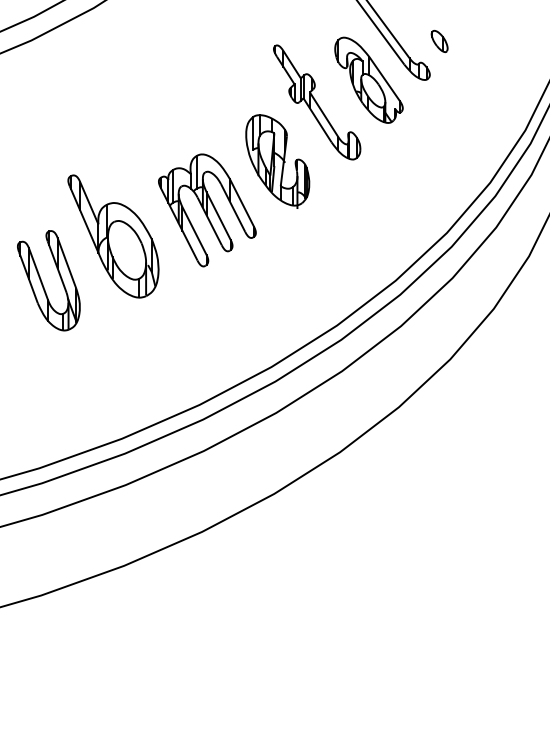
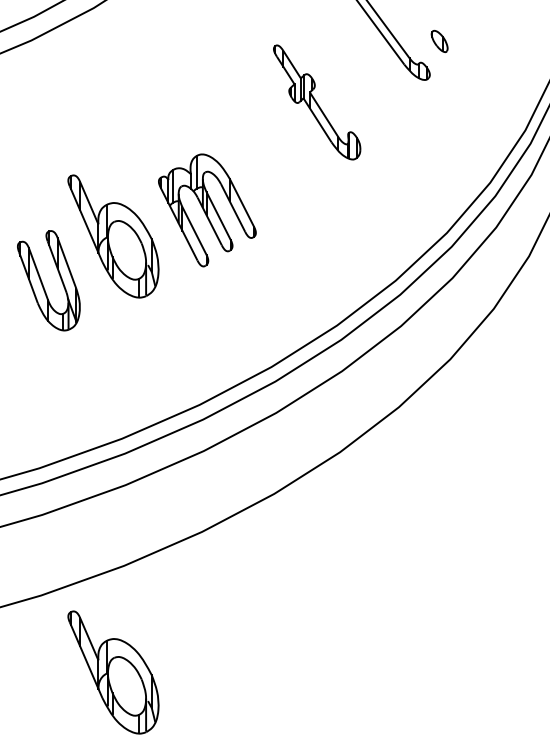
part: present -> none (368, 79)
part: present -> none (277, 161)
part: none -> present (113, 672)
